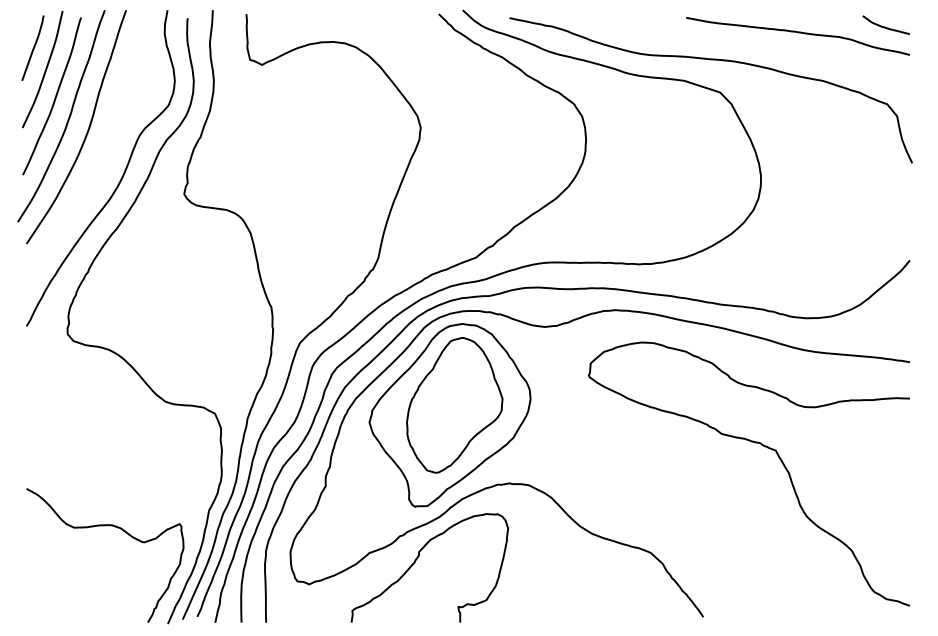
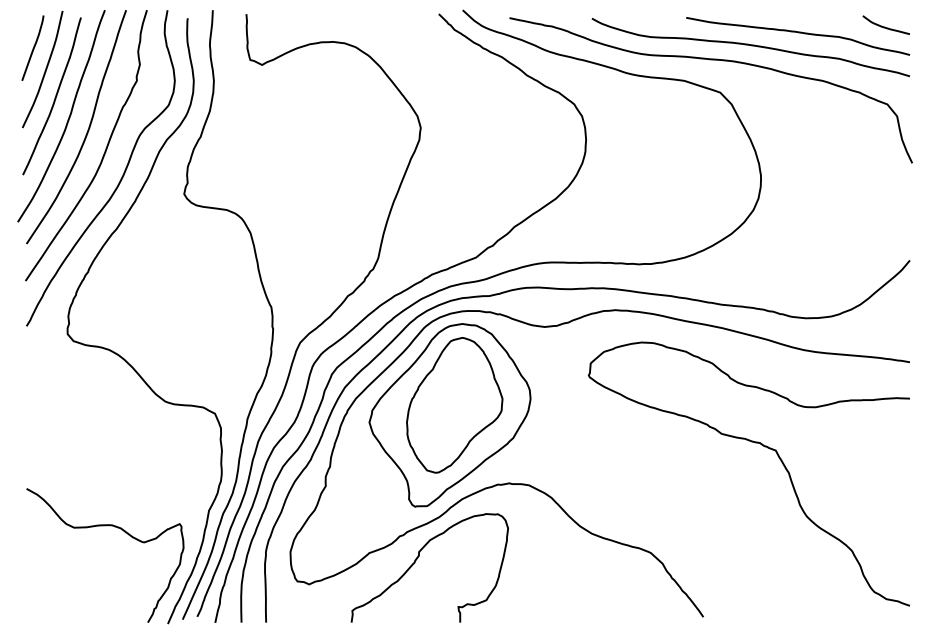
curve: none -> present (751, 46)
curve: none -> present (103, 153)
